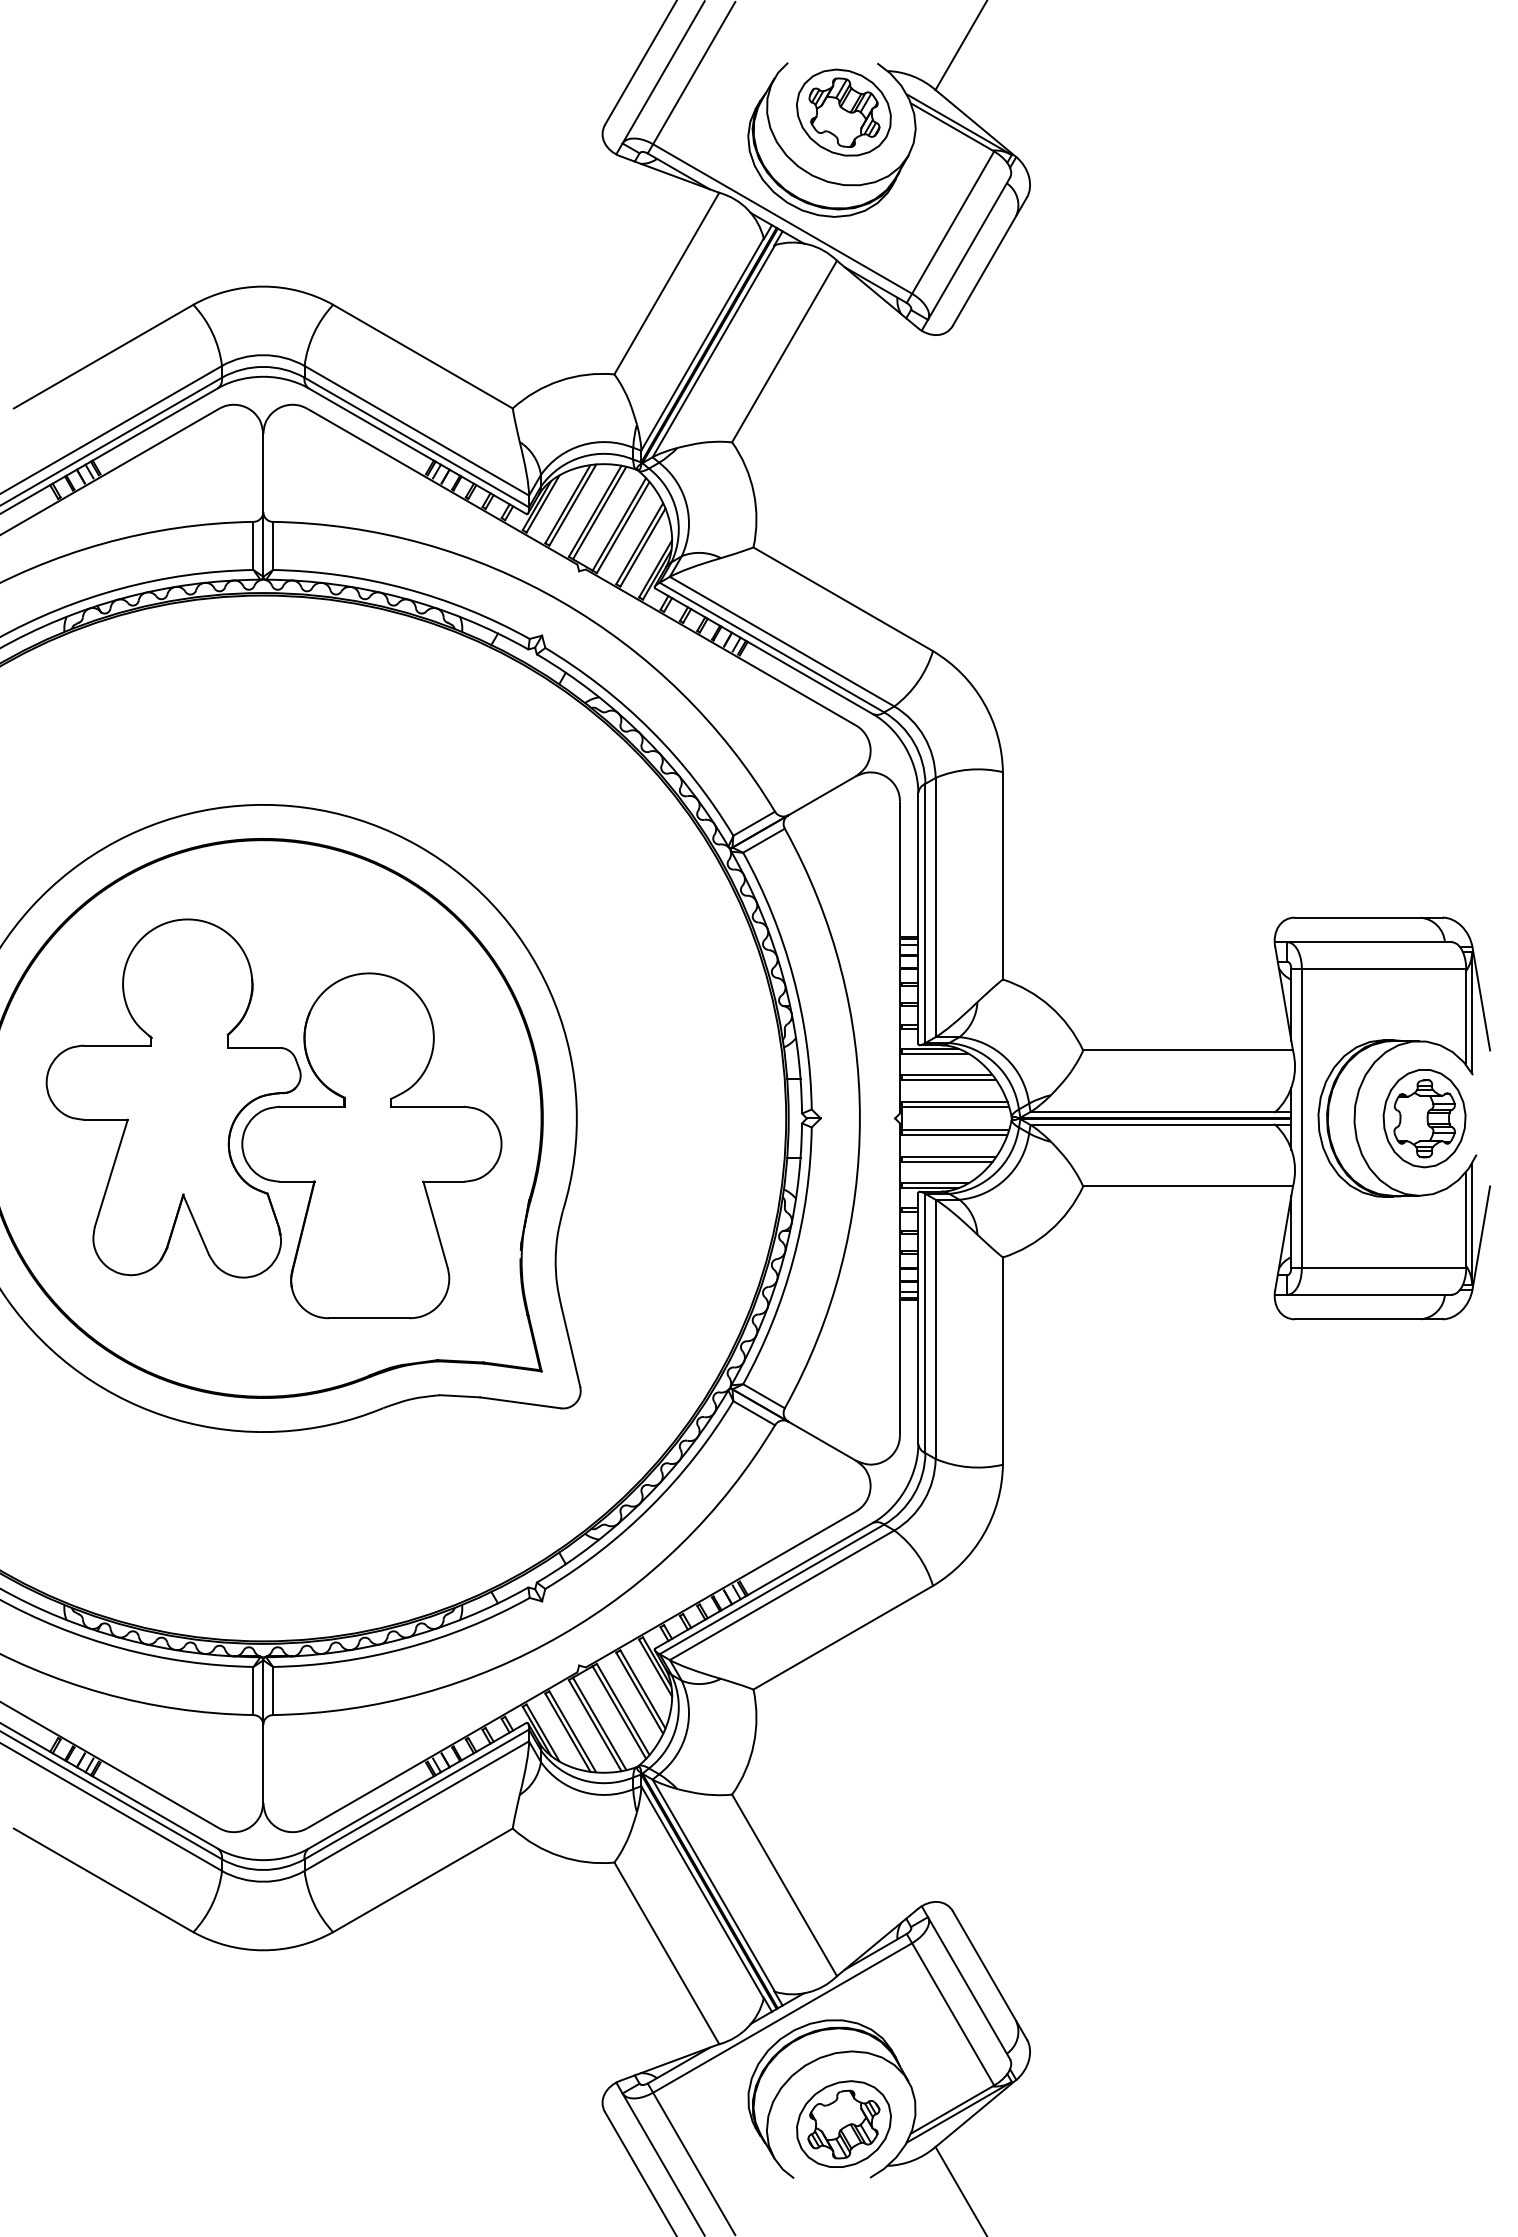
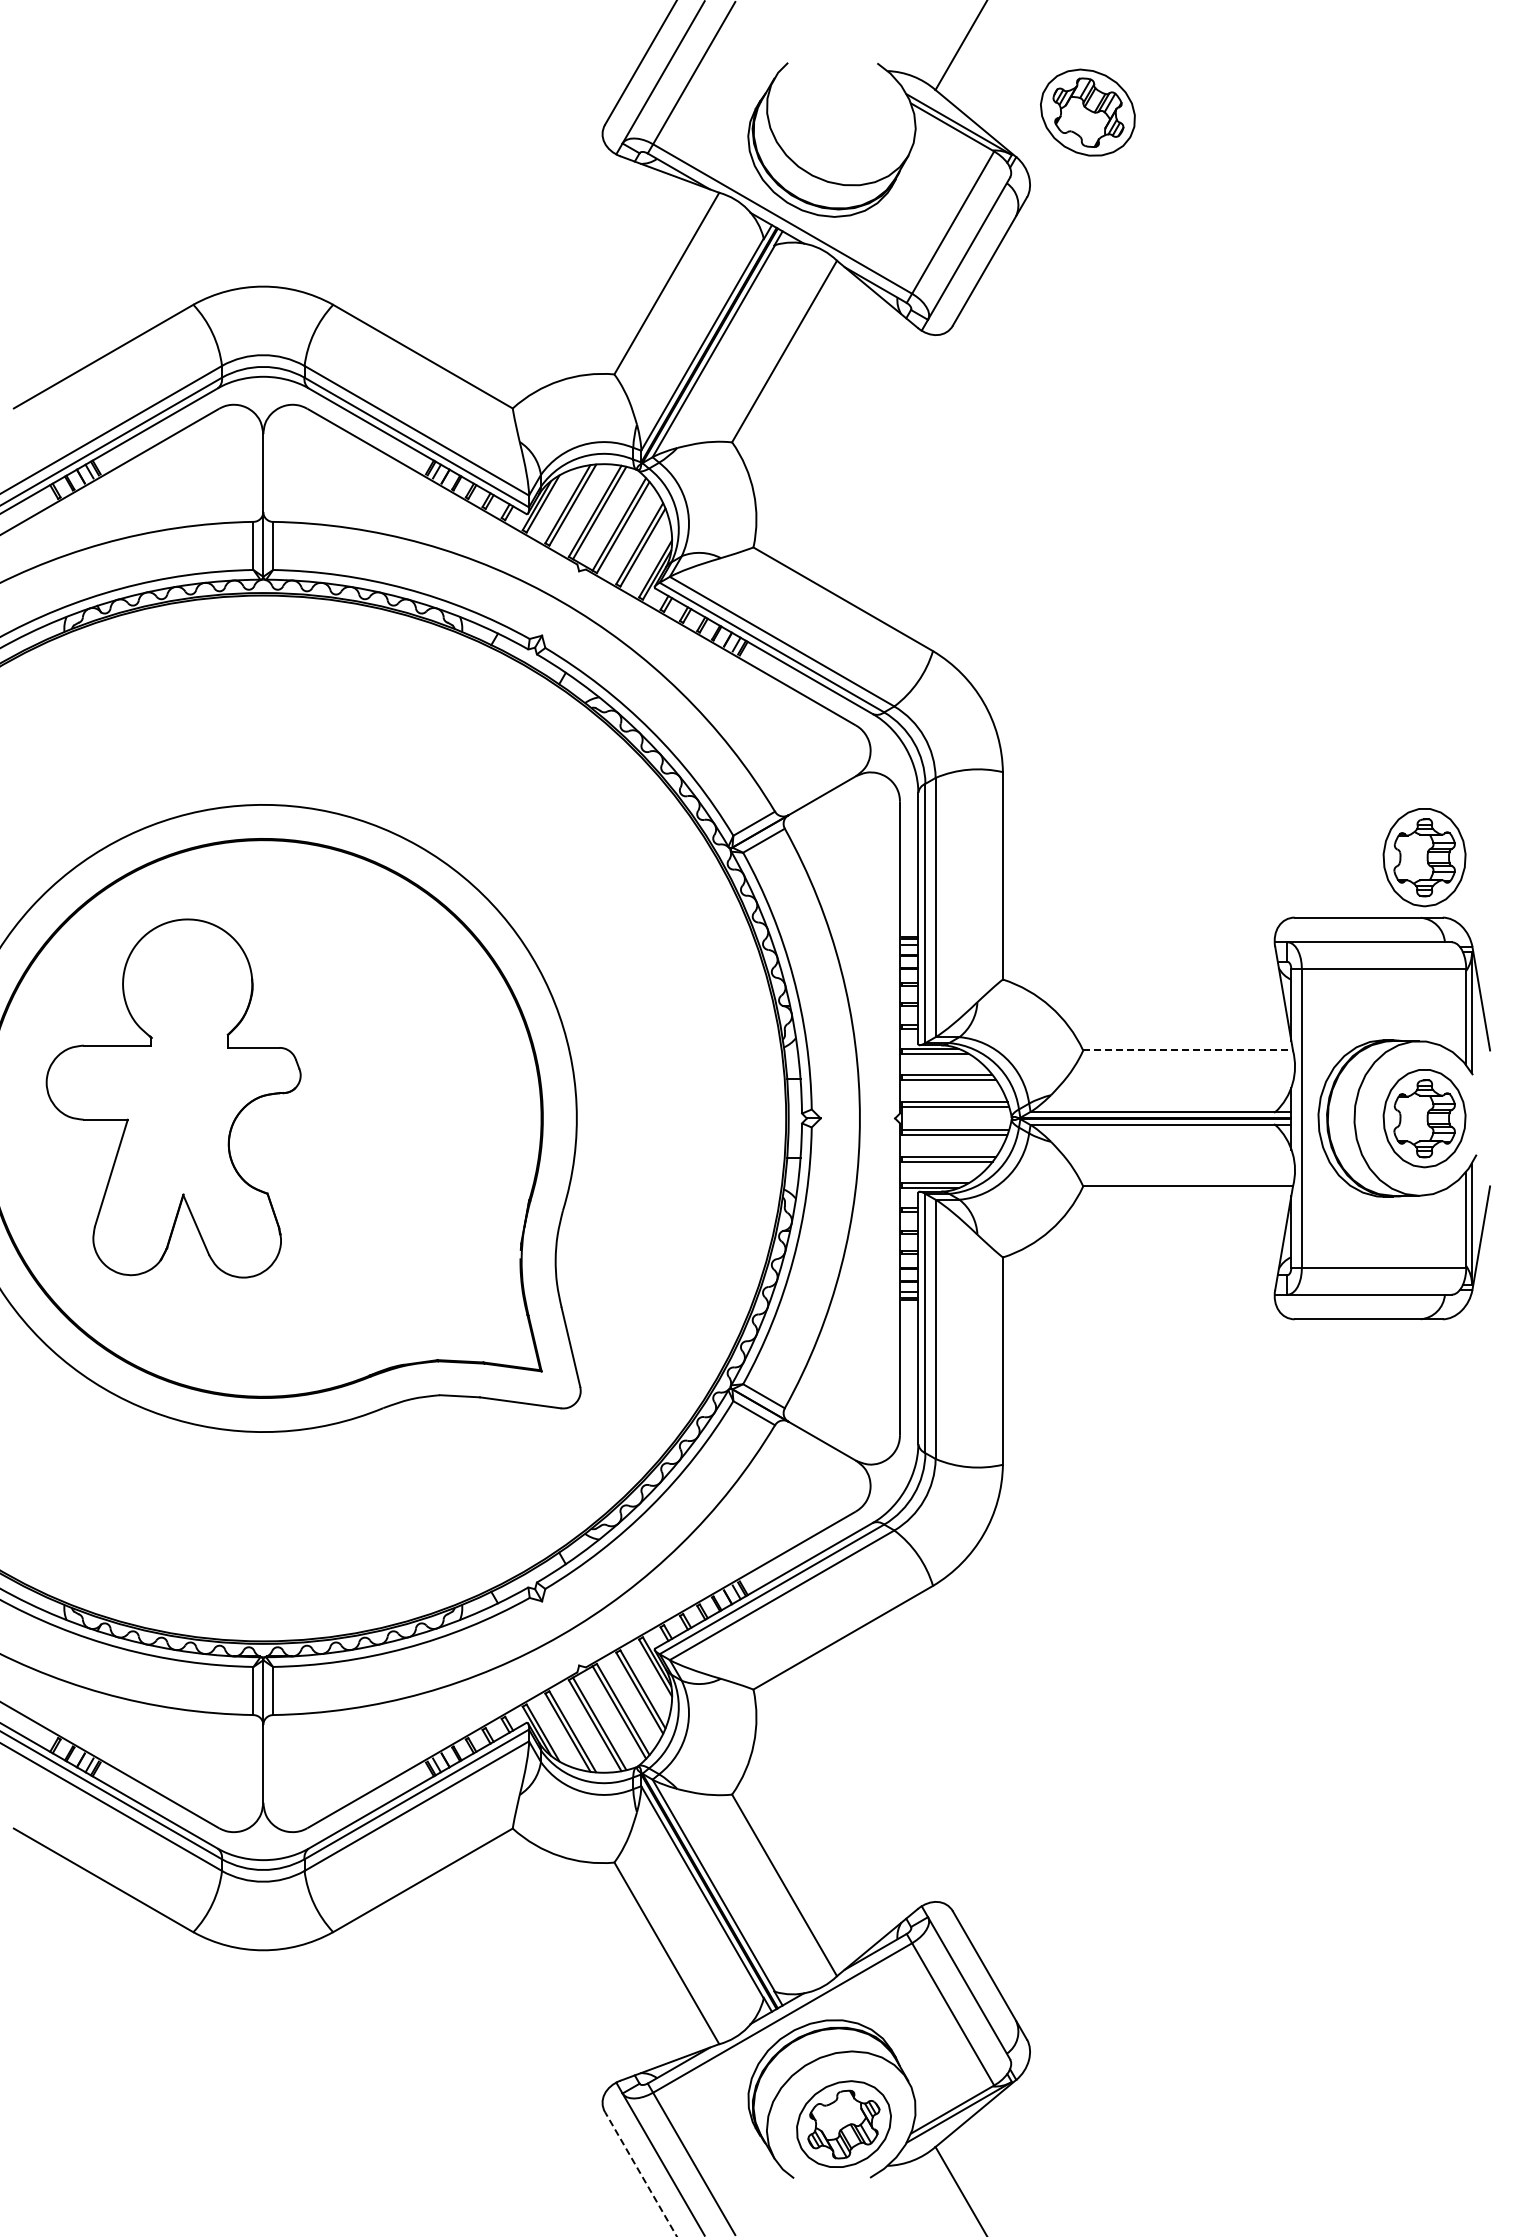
part position: (843, 112) -> (1087, 112) (1087, 112)
part: none -> present (1424, 857)
line: solid -> dashed (1188, 1050)
part: present -> none (371, 1145)
line: solid -> dashed (641, 2174)
